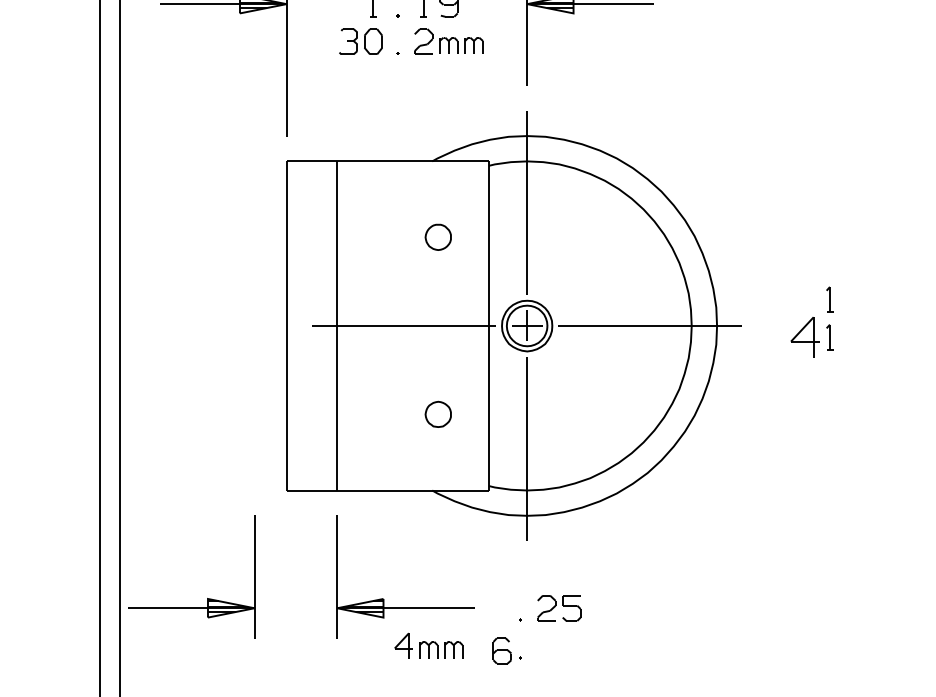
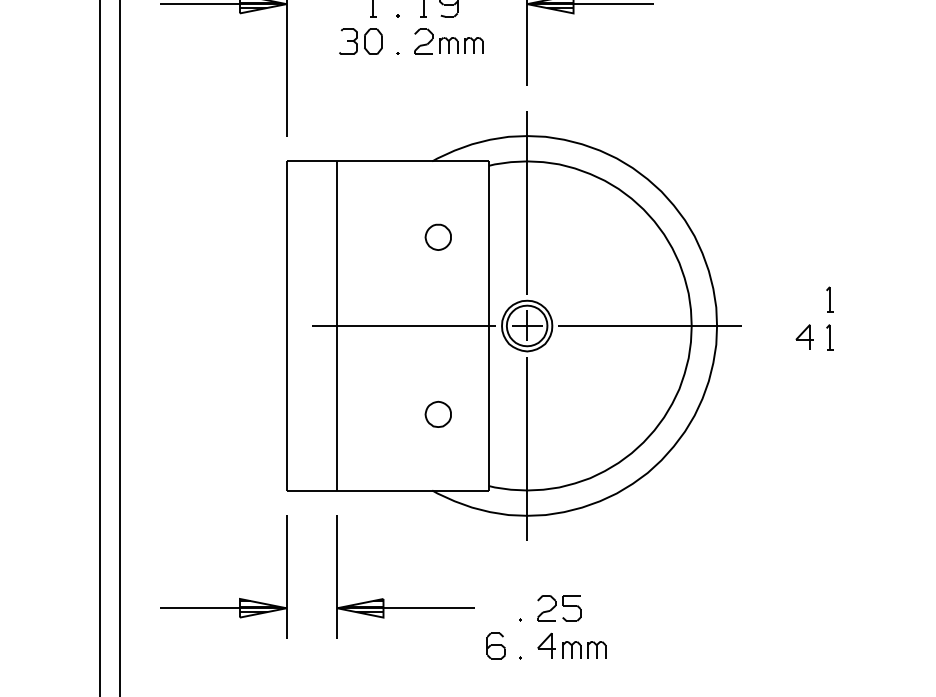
part size: 30x41 px -> 19x26 px (804, 336)
part position: (207, 598) -> (239, 598) (239, 598)
part position: (428, 645) -> (571, 645) (571, 645)
part position: (501, 650) -> (495, 645) (495, 645)
